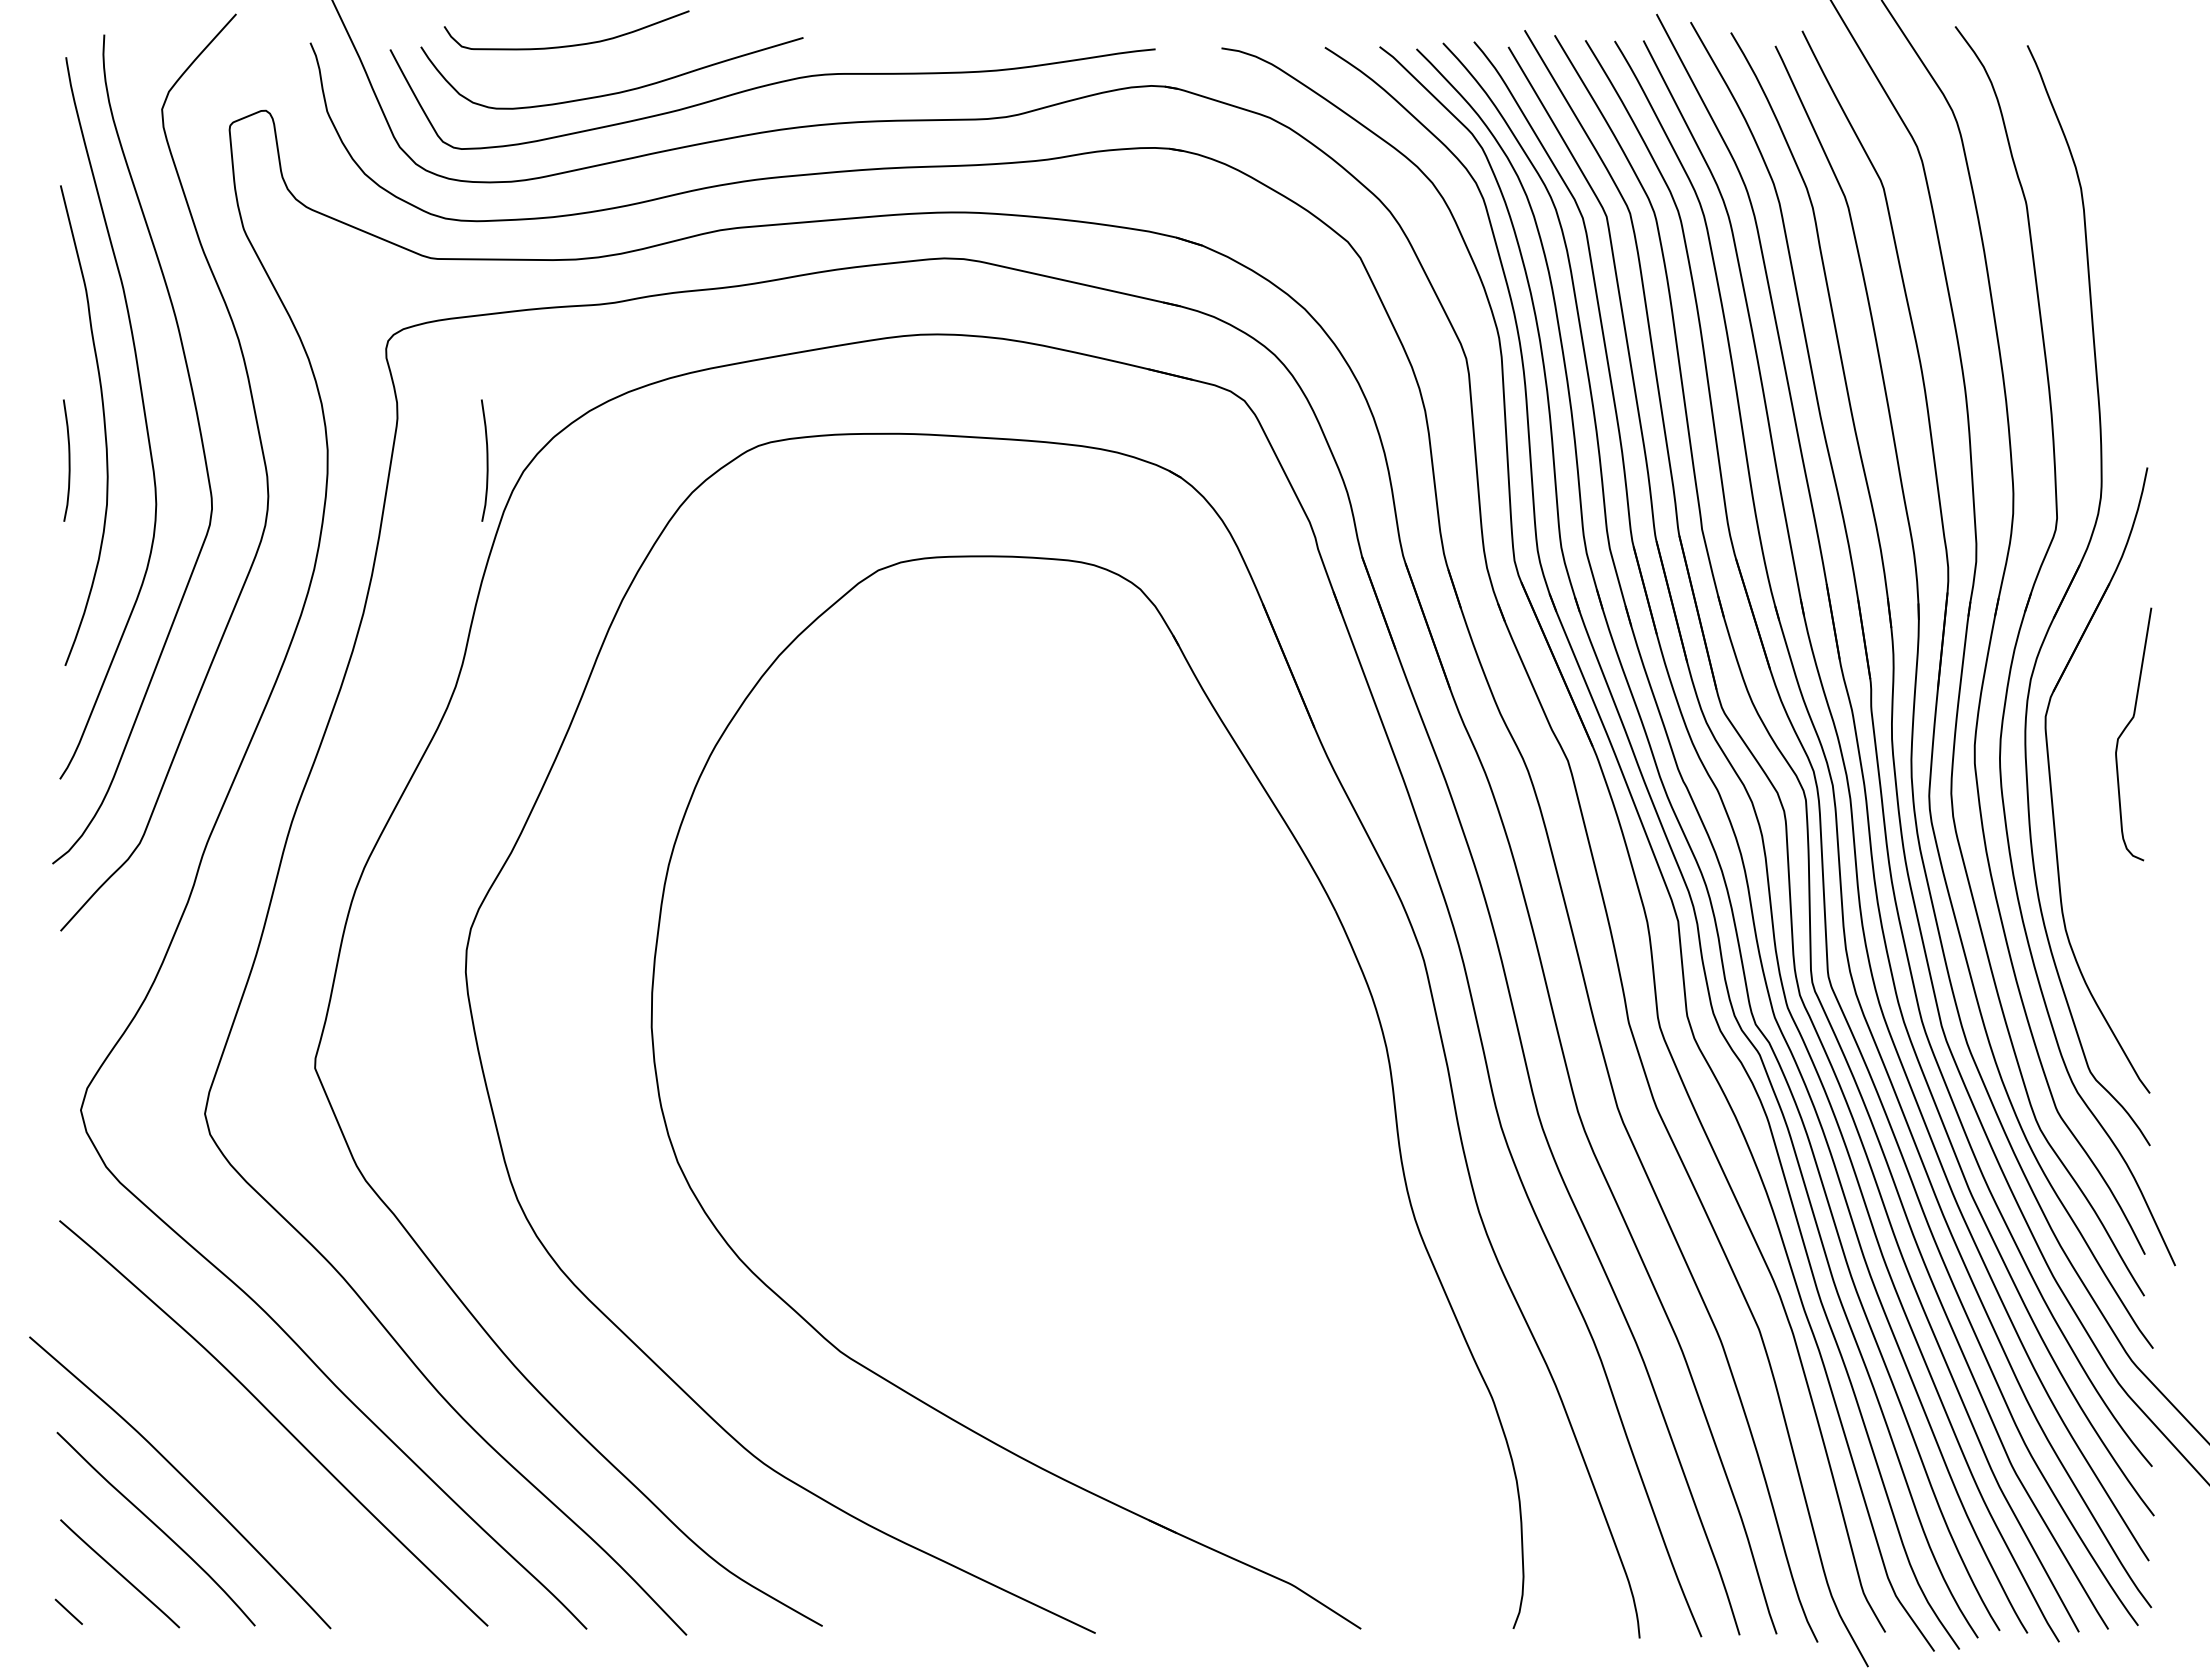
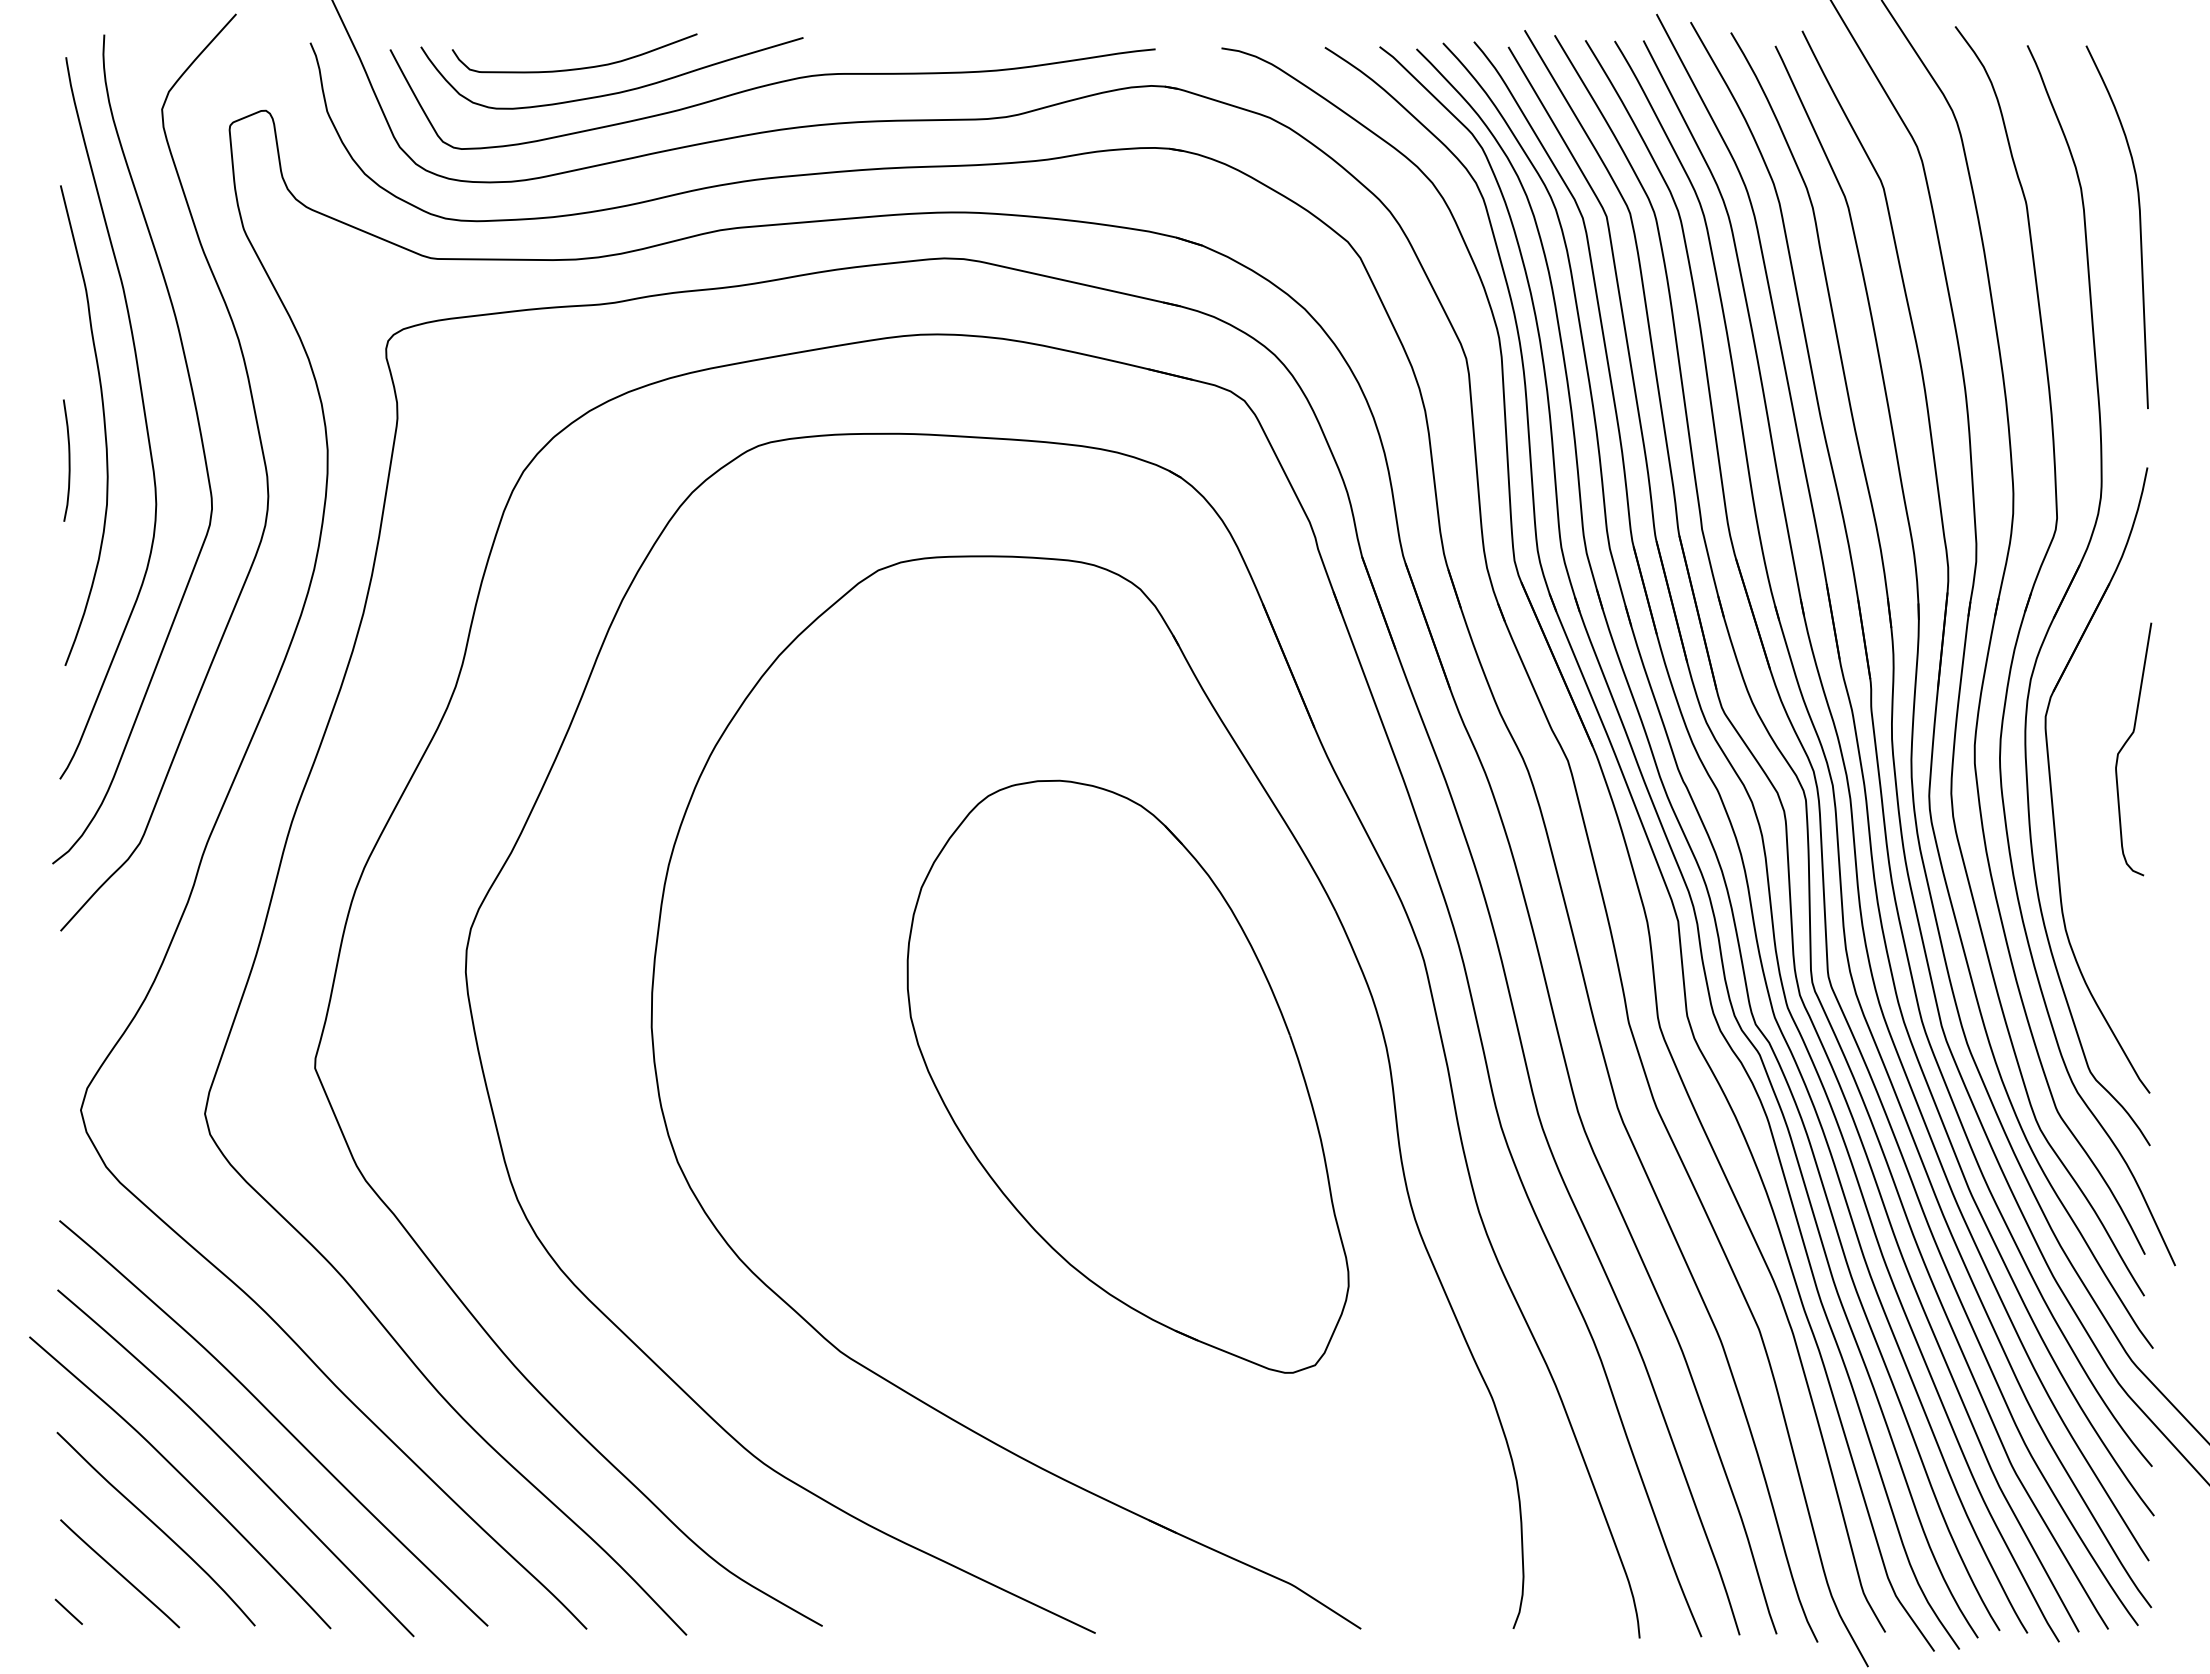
curve position: (566, 45) -> (574, 68) (574, 68)
curve: none -> present (2139, 226)
curve: present -> none (486, 460)
curve position: (2127, 727) -> (2127, 742) (2127, 742)
part: none -> present (1127, 1076)
curve: none -> present (239, 1458)
